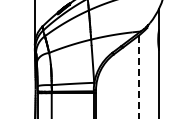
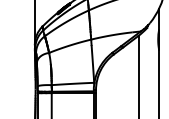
line: dashed -> solid (138, 77)
